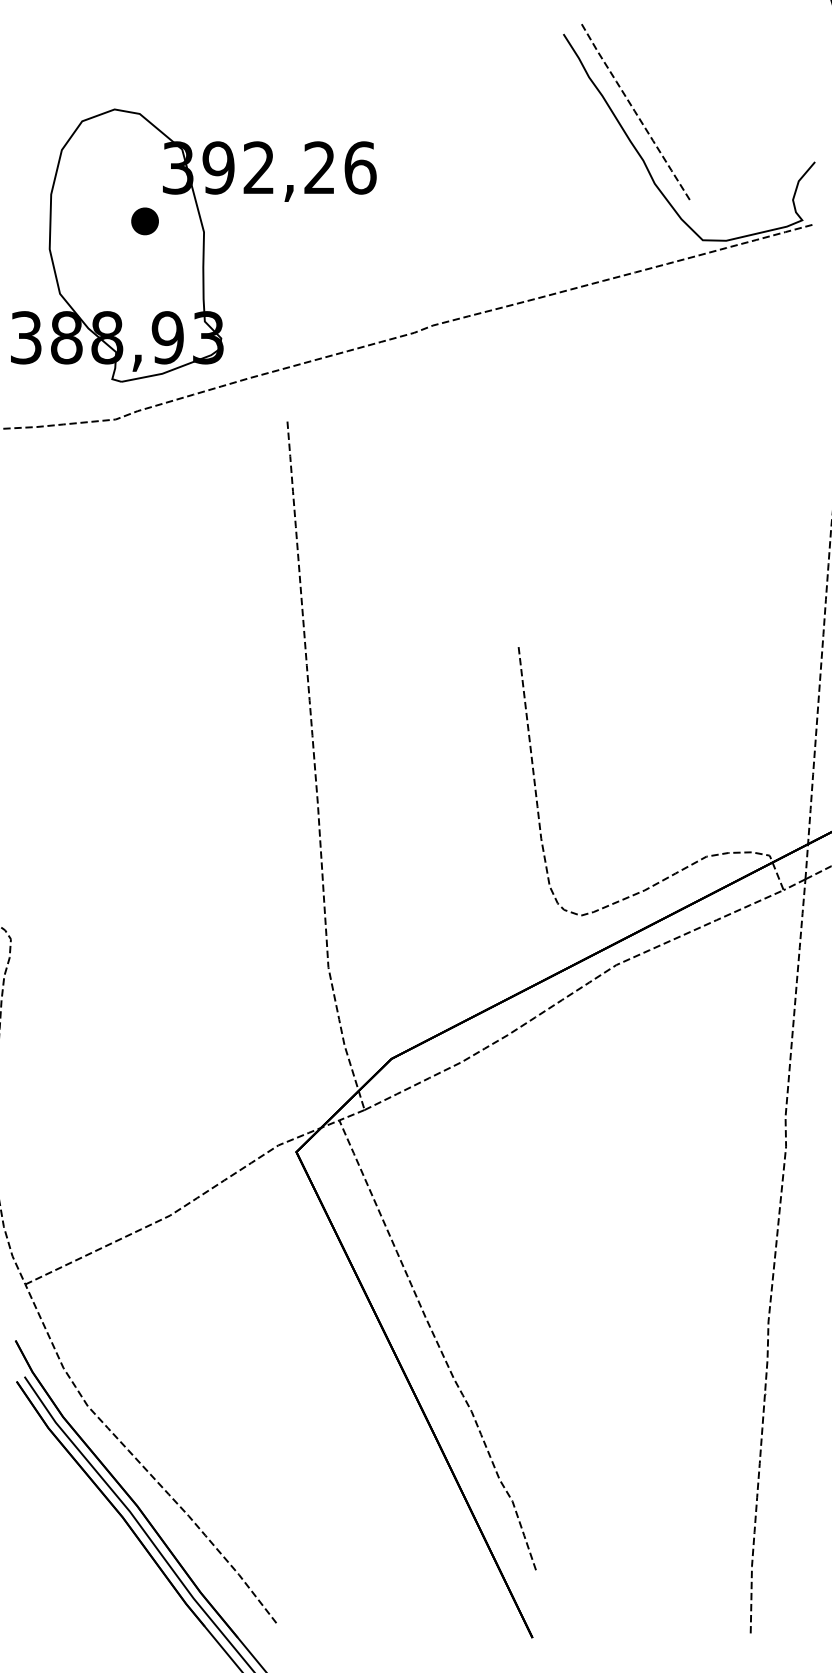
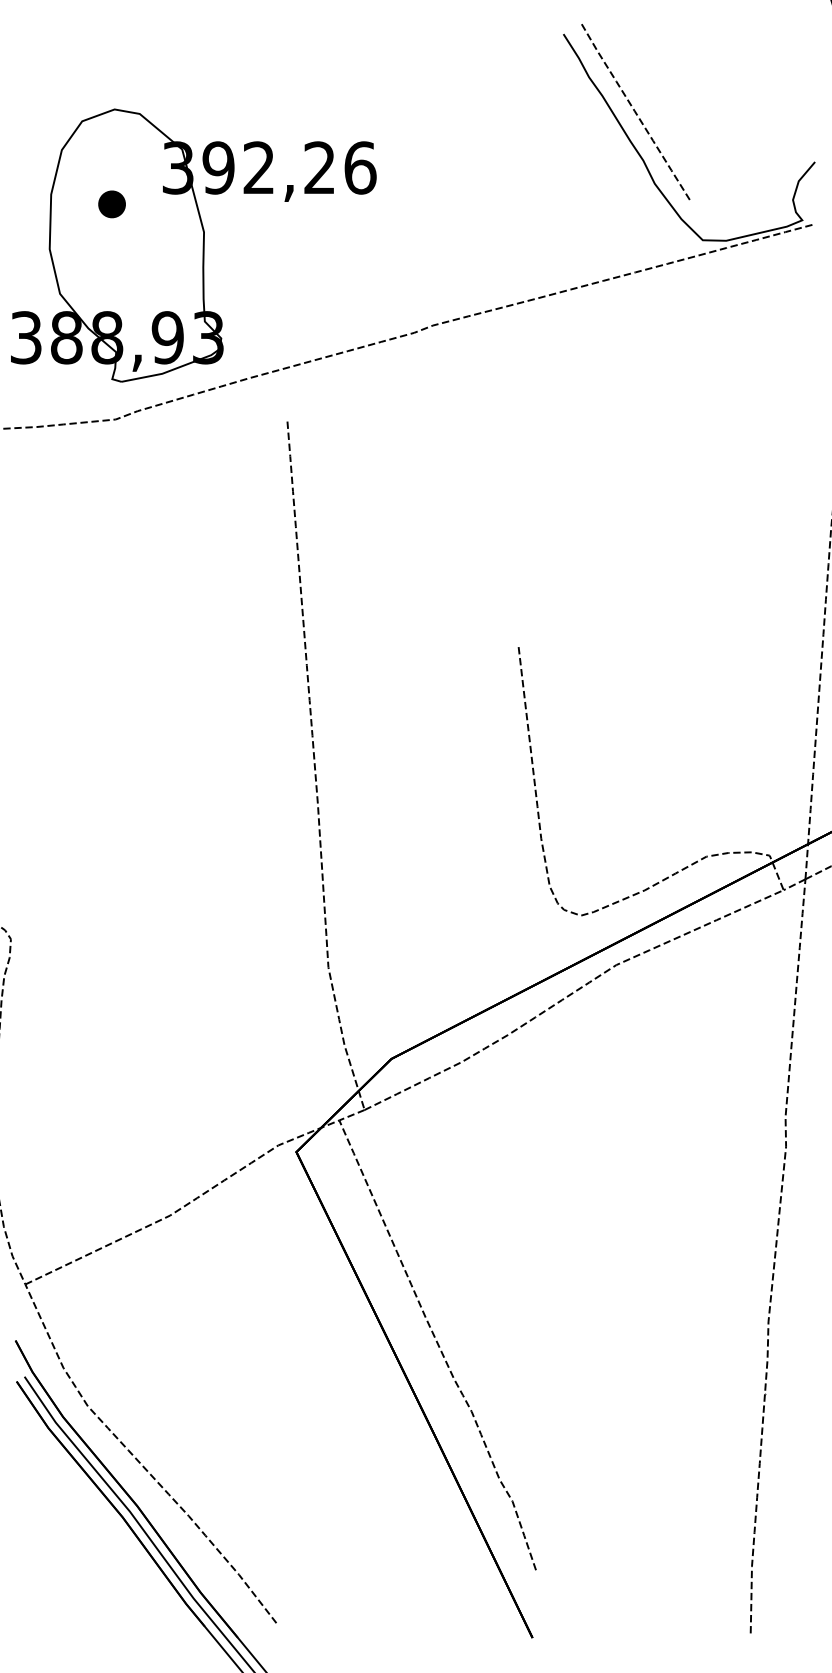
part position: (144, 221) -> (111, 204) (111, 204)
